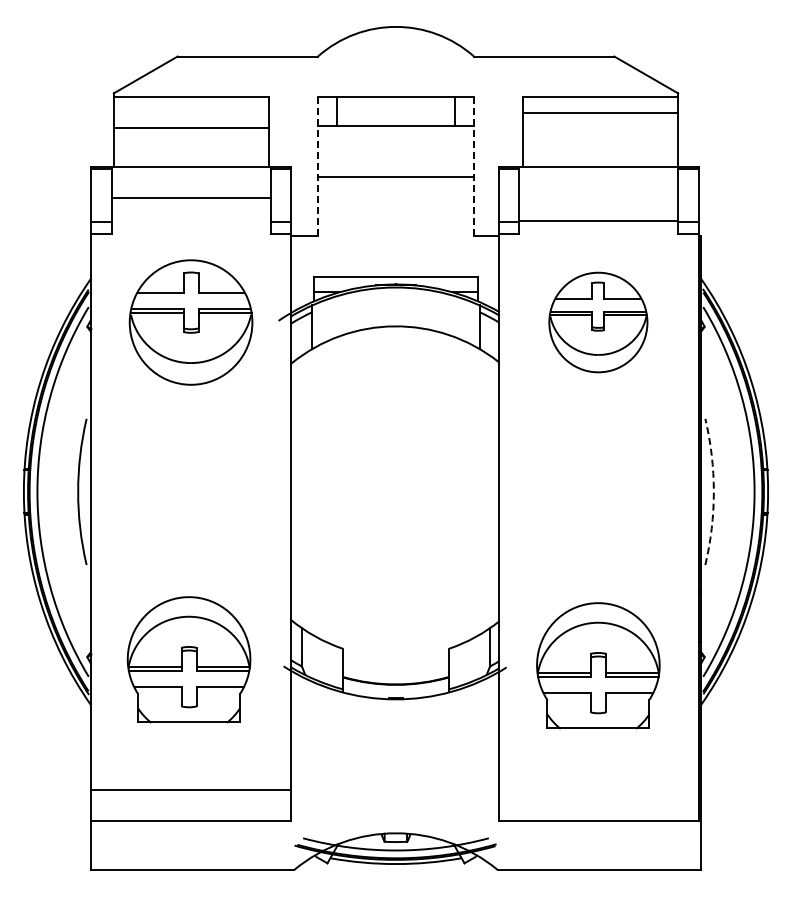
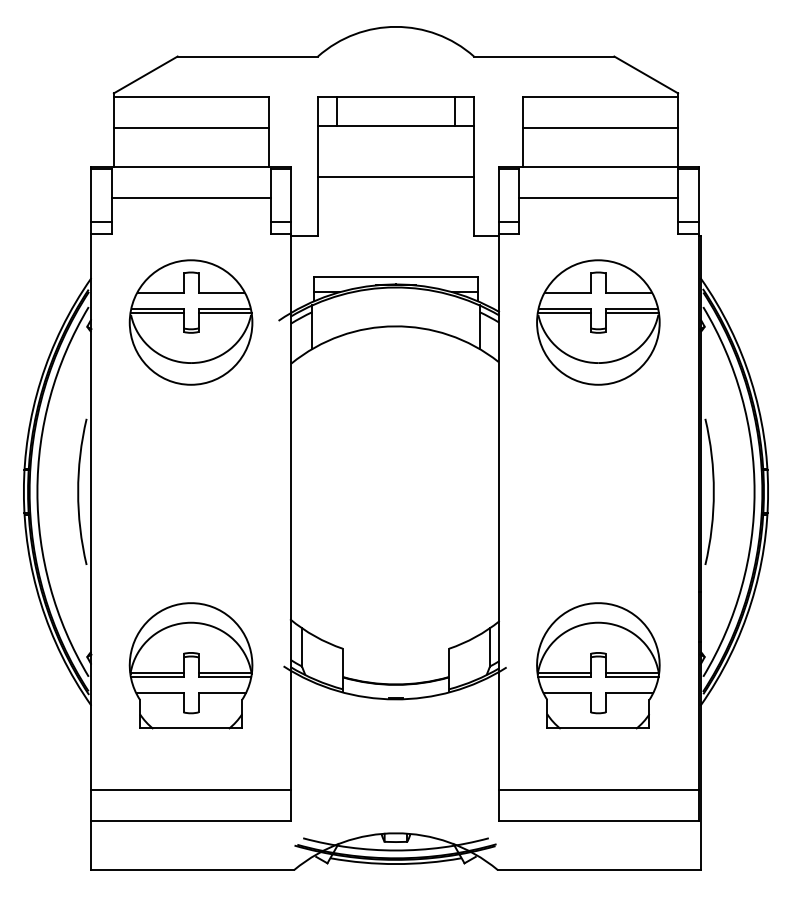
line position: (600, 113) -> (600, 128) (600, 128)
line: dashed -> solid (318, 166)
line: dashed -> solid (473, 166)
line position: (598, 220) -> (598, 197) (598, 197)
part size: 101x103 px -> 125x127 px (598, 322)
arc: dashed -> solid (713, 491)
part position: (188, 659) -> (190, 665) (190, 665)
line: none -> present (598, 790)
